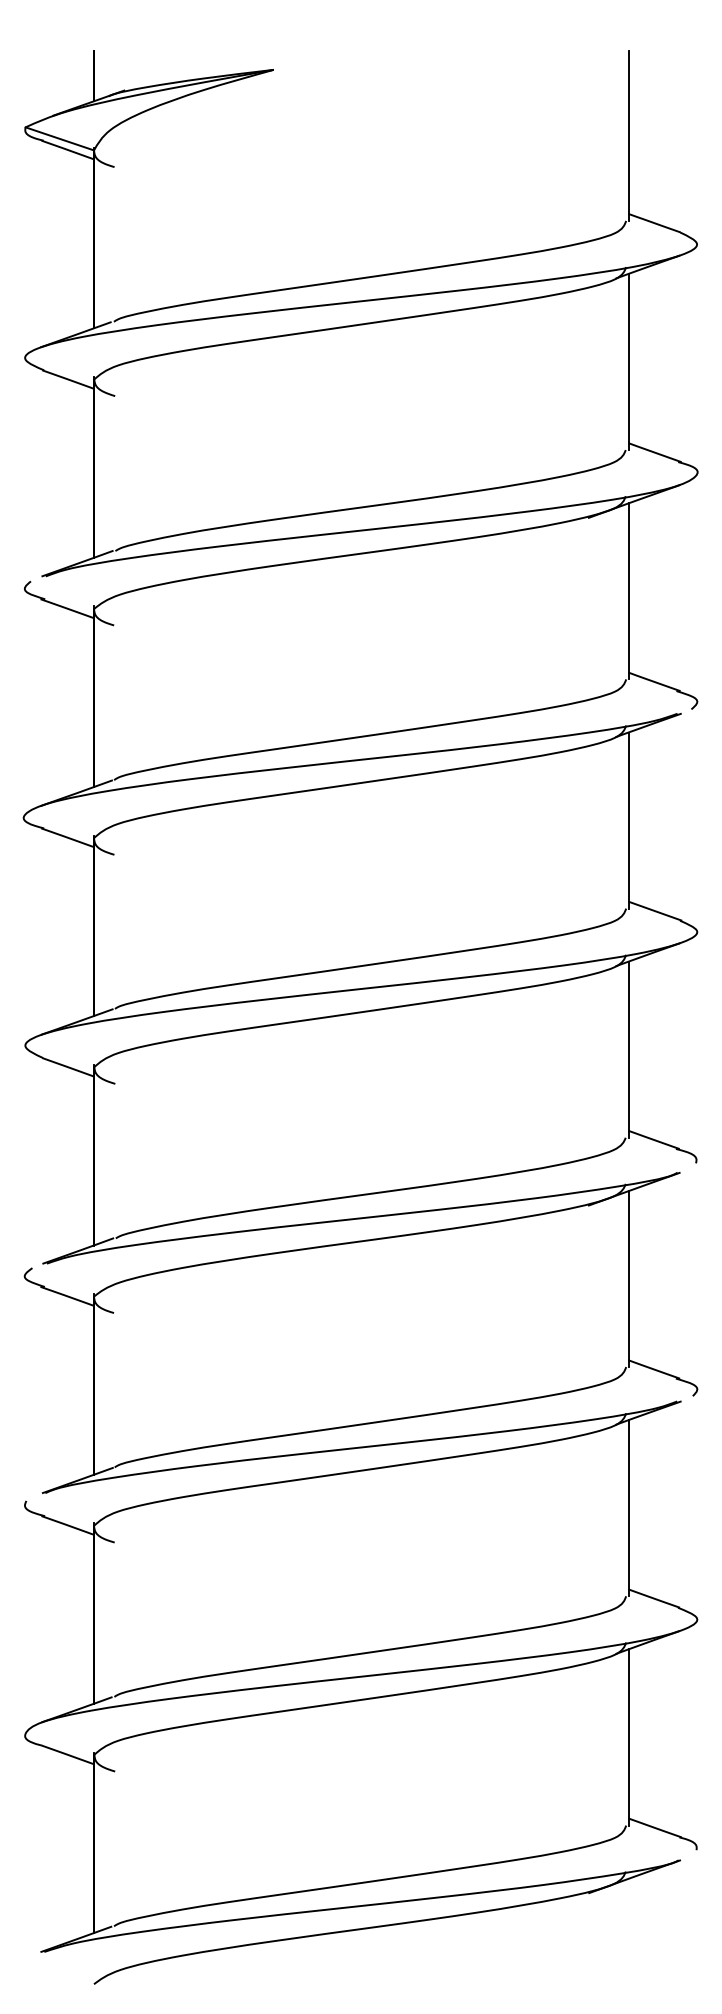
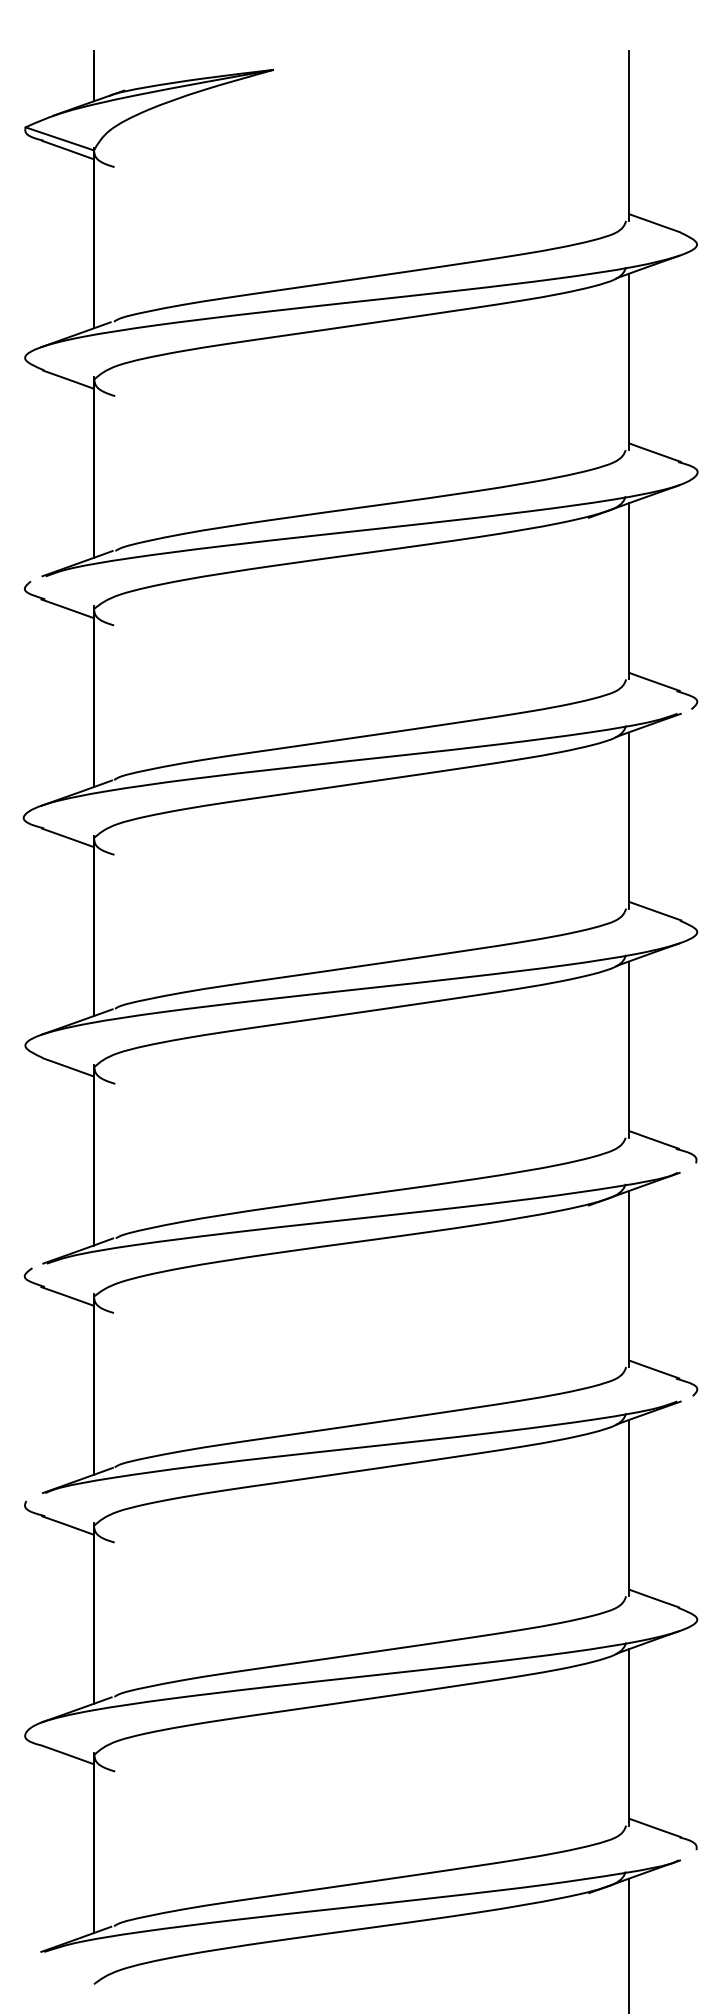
line: none -> present (628, 1944)
